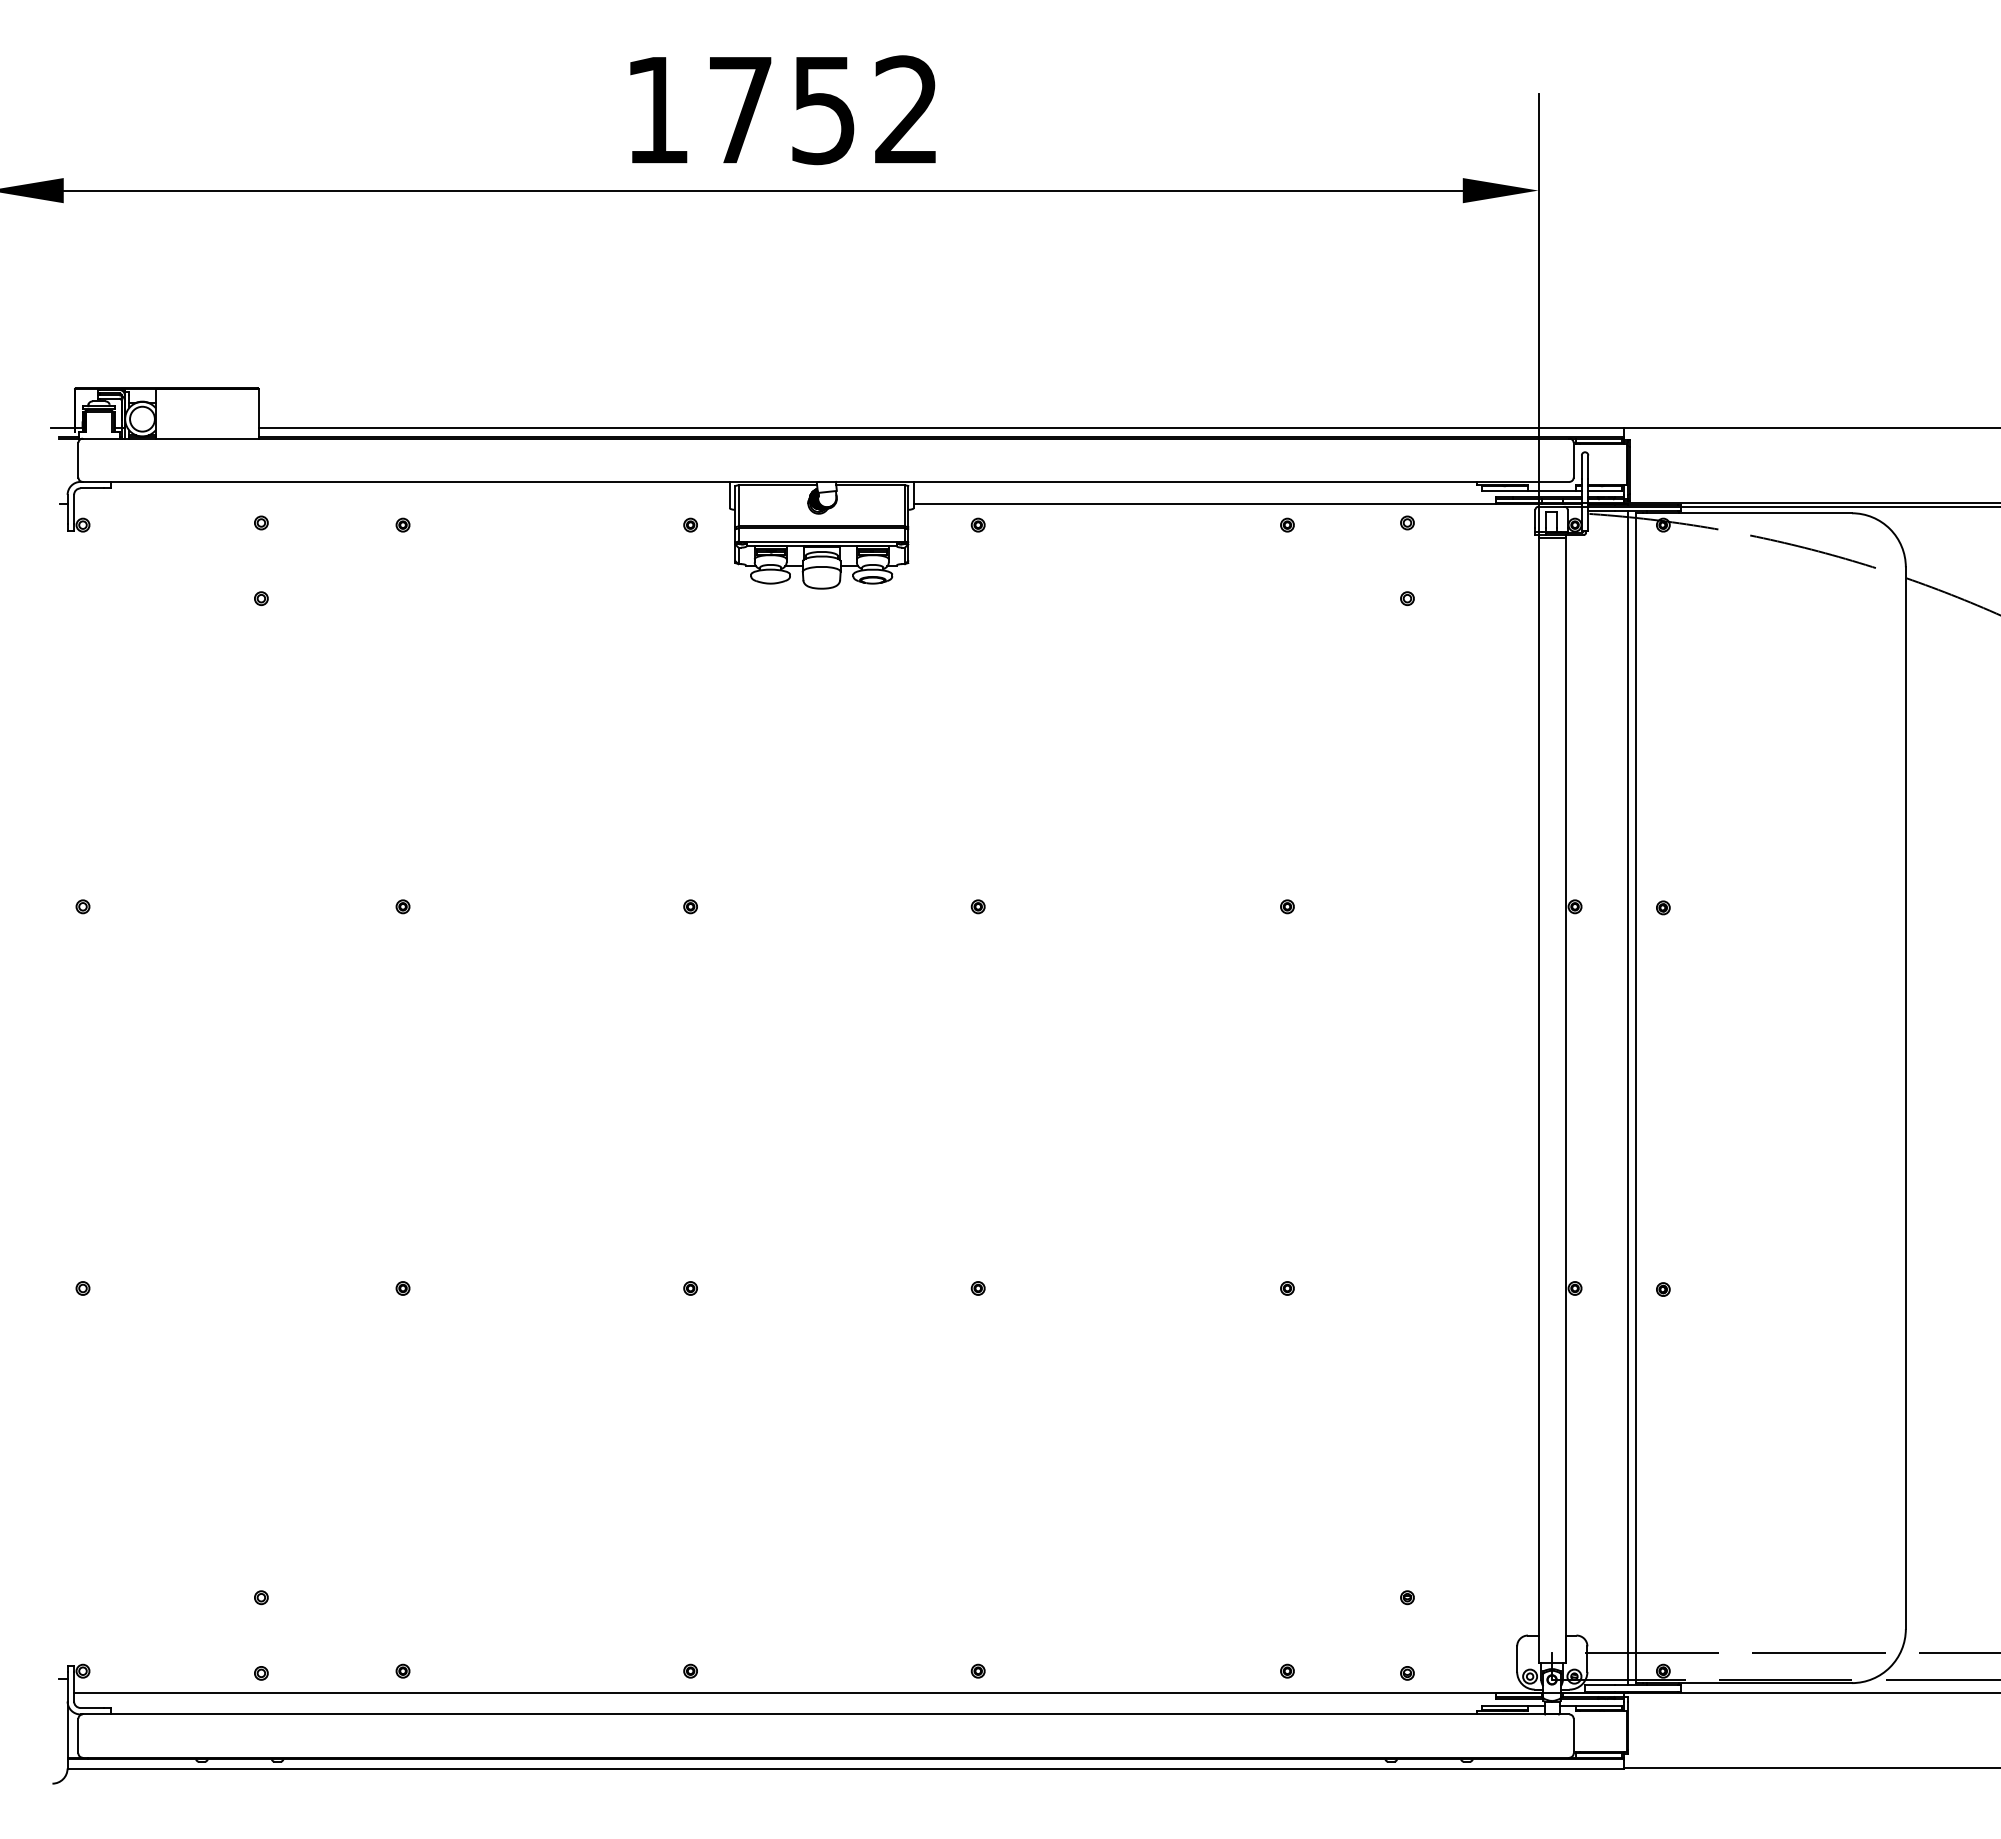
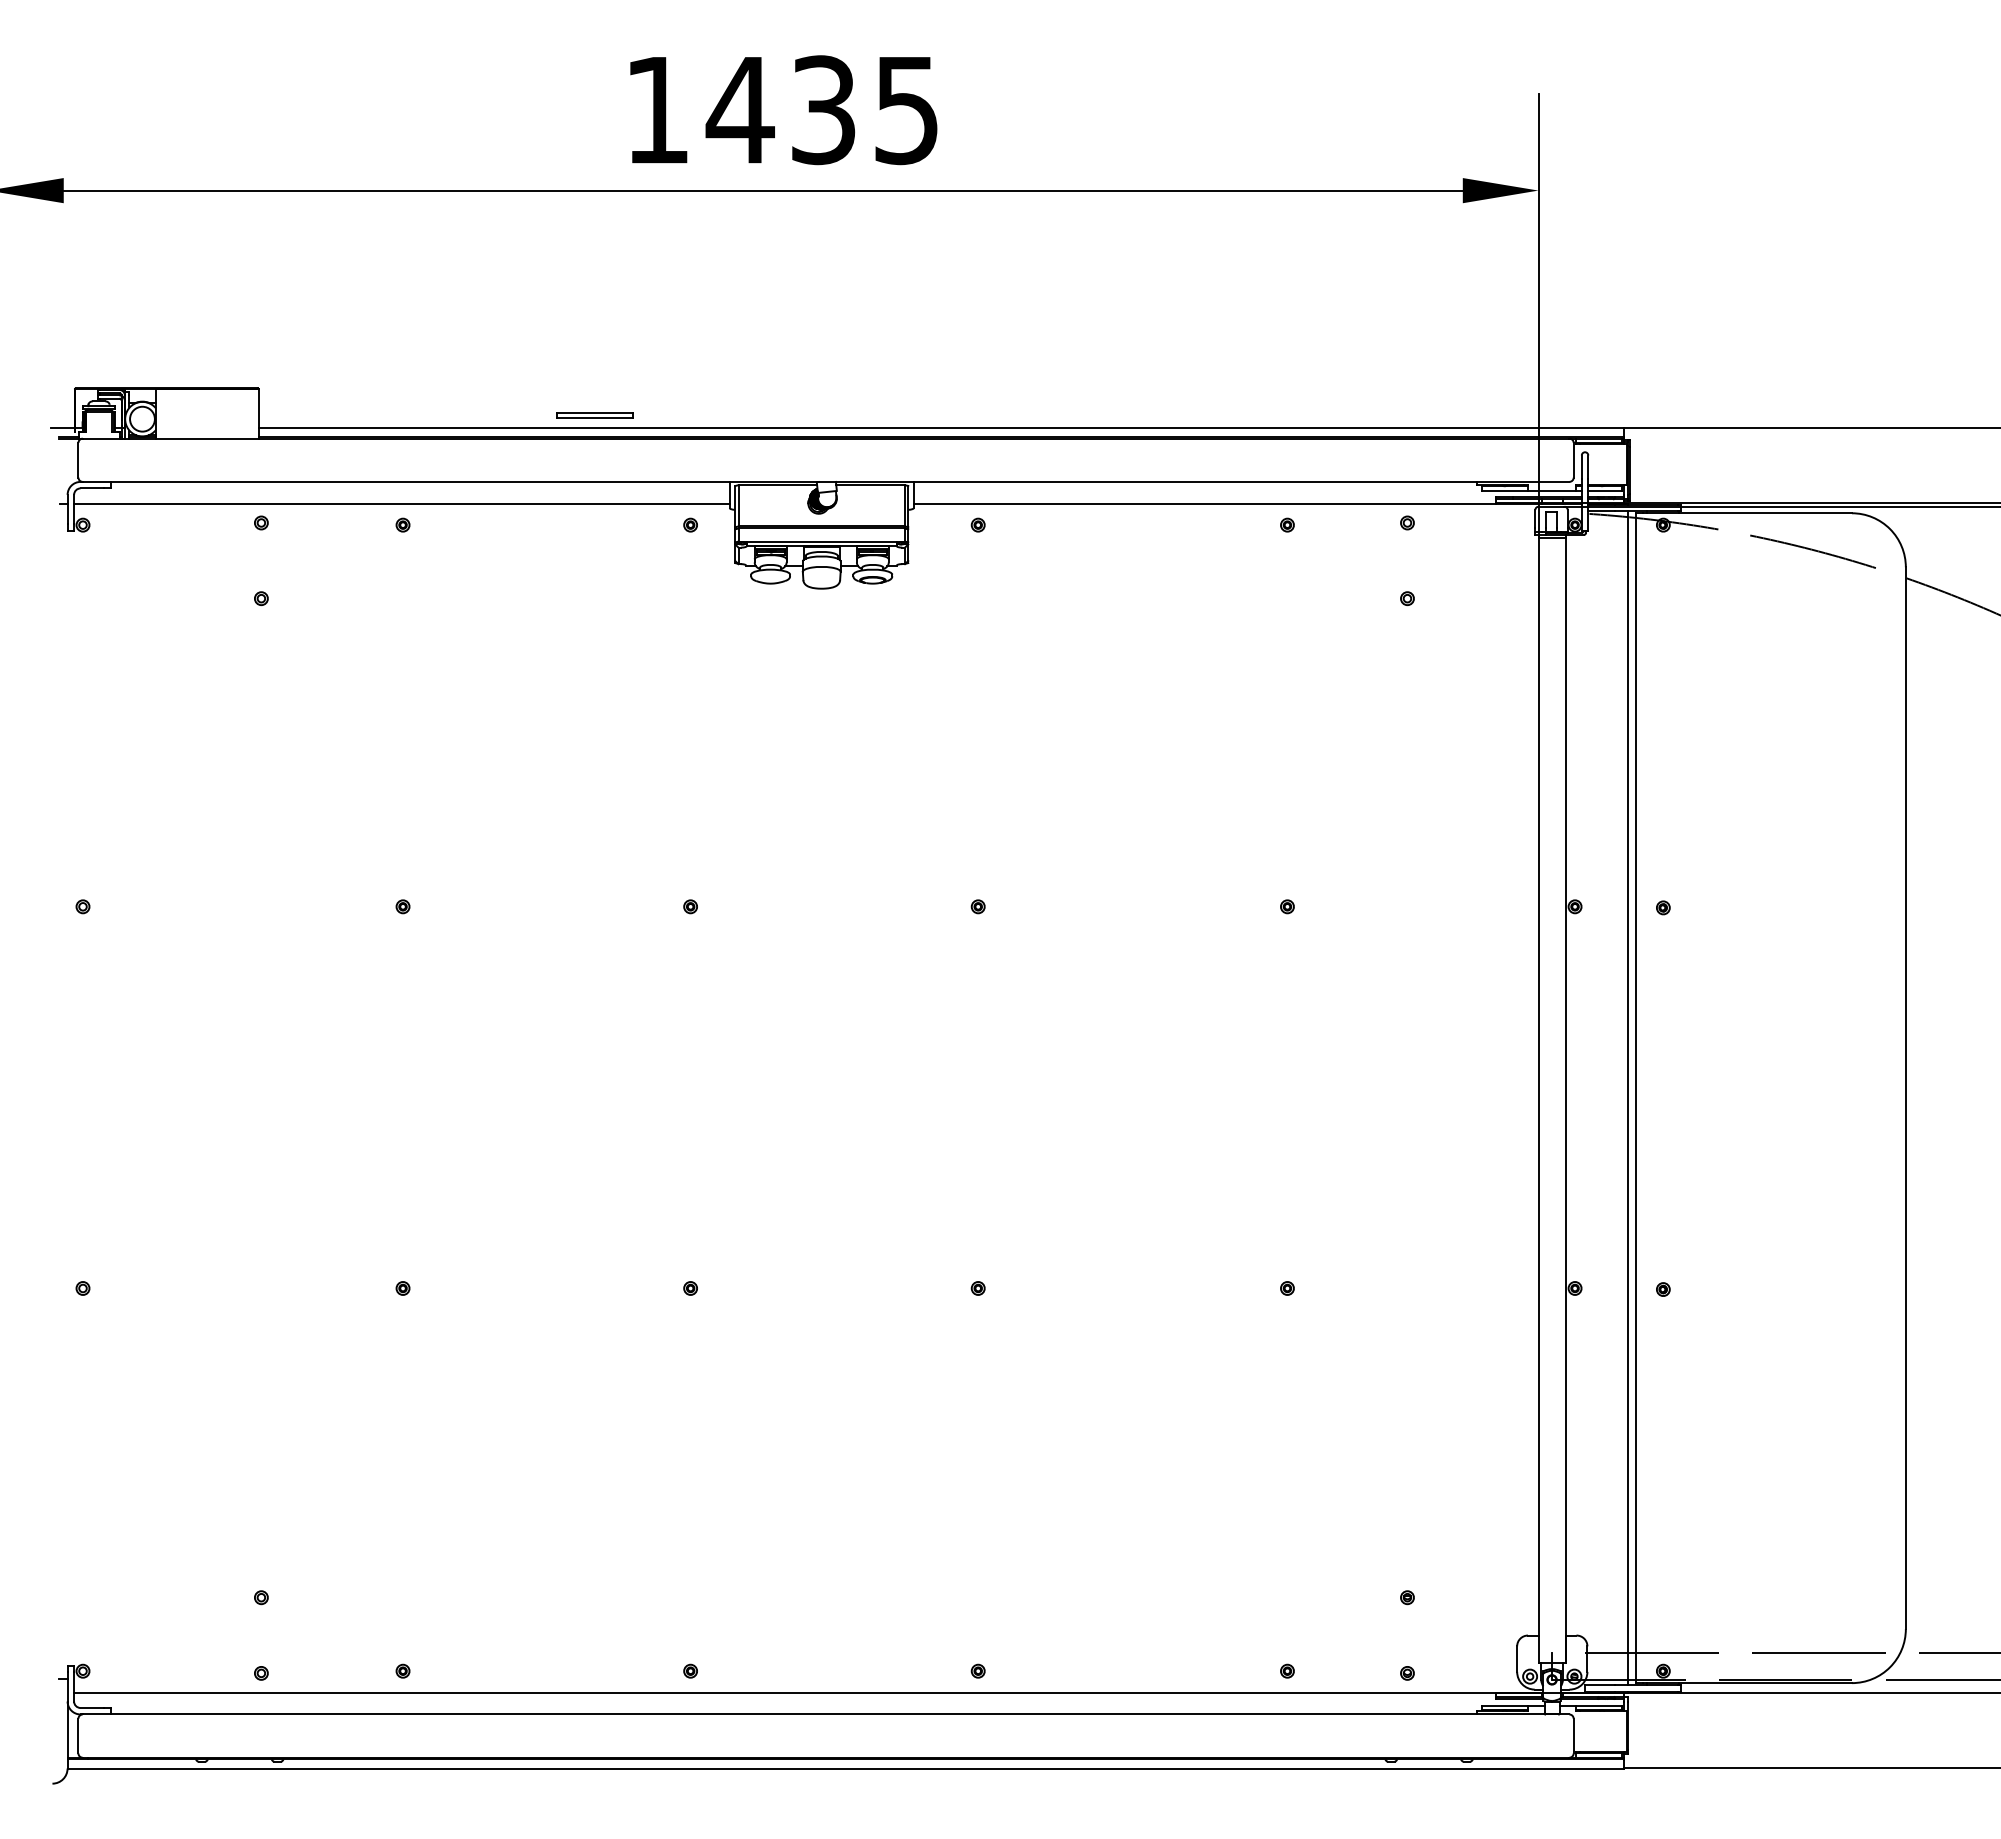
text: 1752 -> 1435 (821, 110)
part: none -> present (594, 415)
line: none -> present (401, 503)
